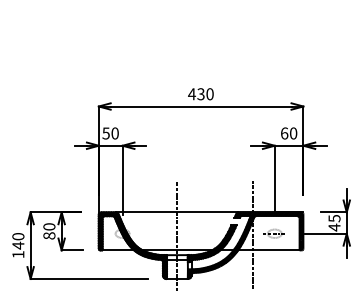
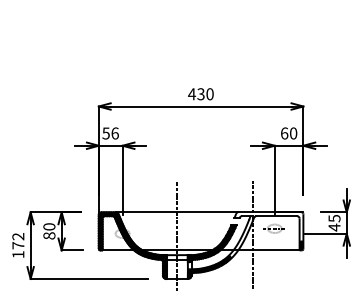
text: 50 -> 56 (114, 133)
part position: (273, 233) -> (273, 228) (273, 228)
hatch: present -> none (266, 234)
text: 140 -> 172 (18, 241)
